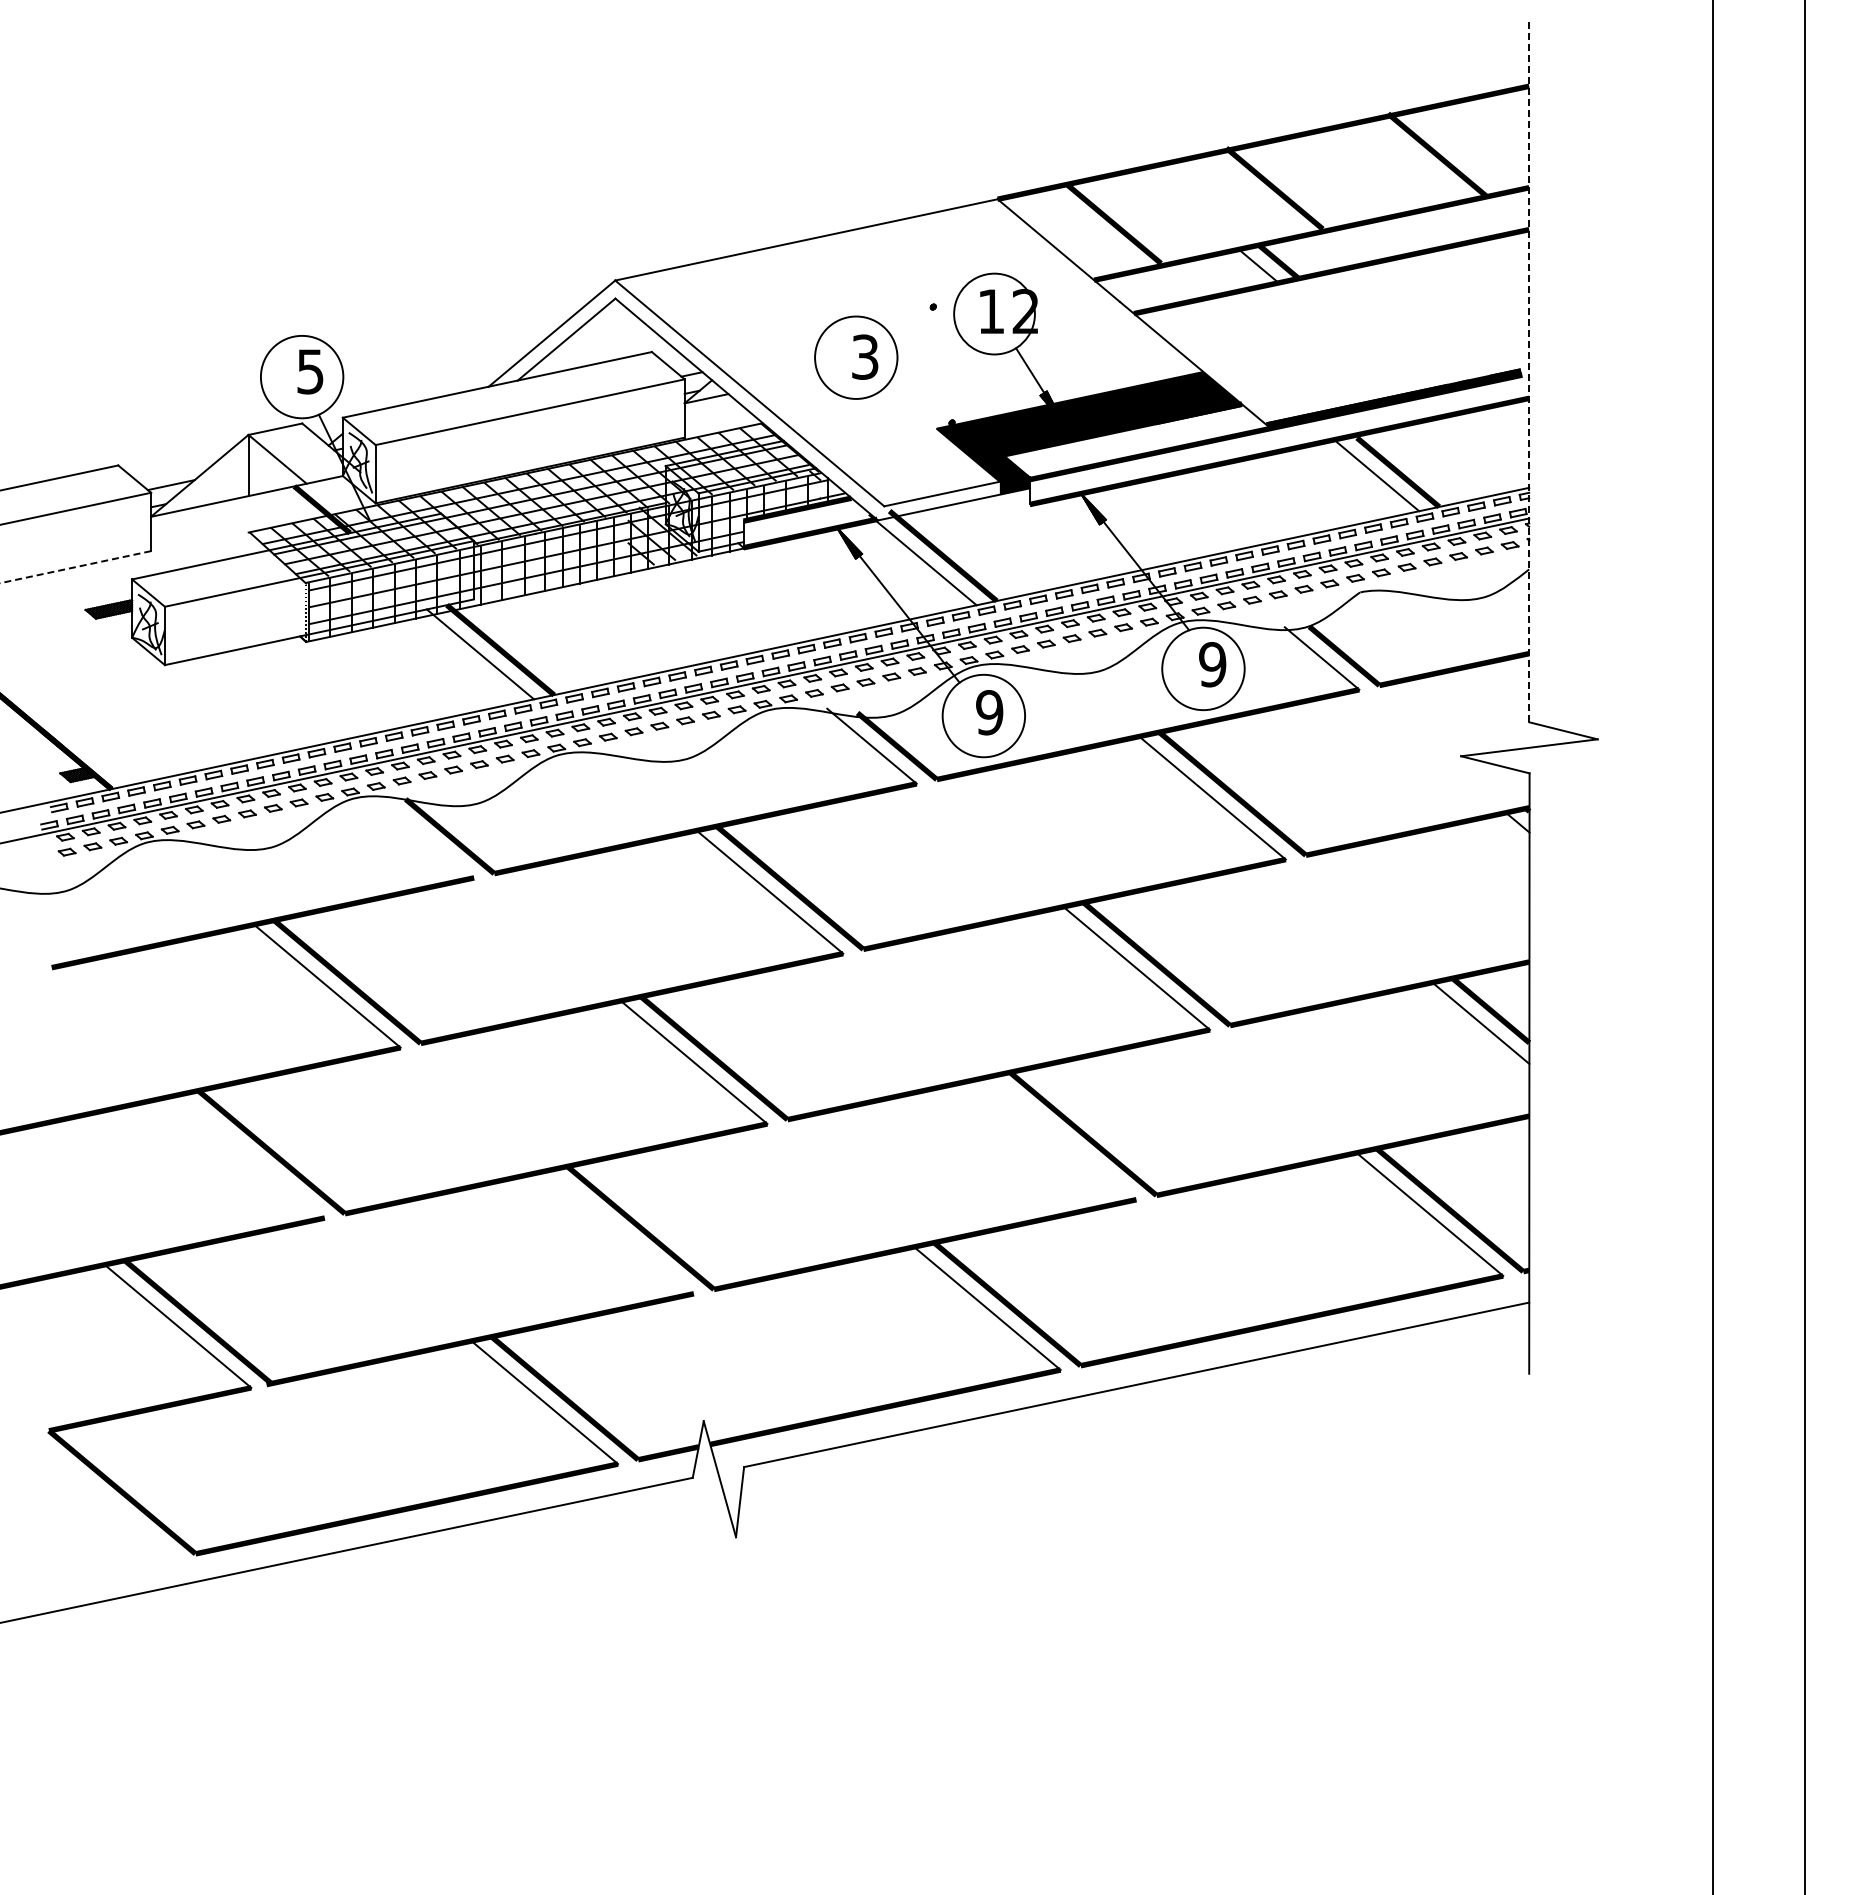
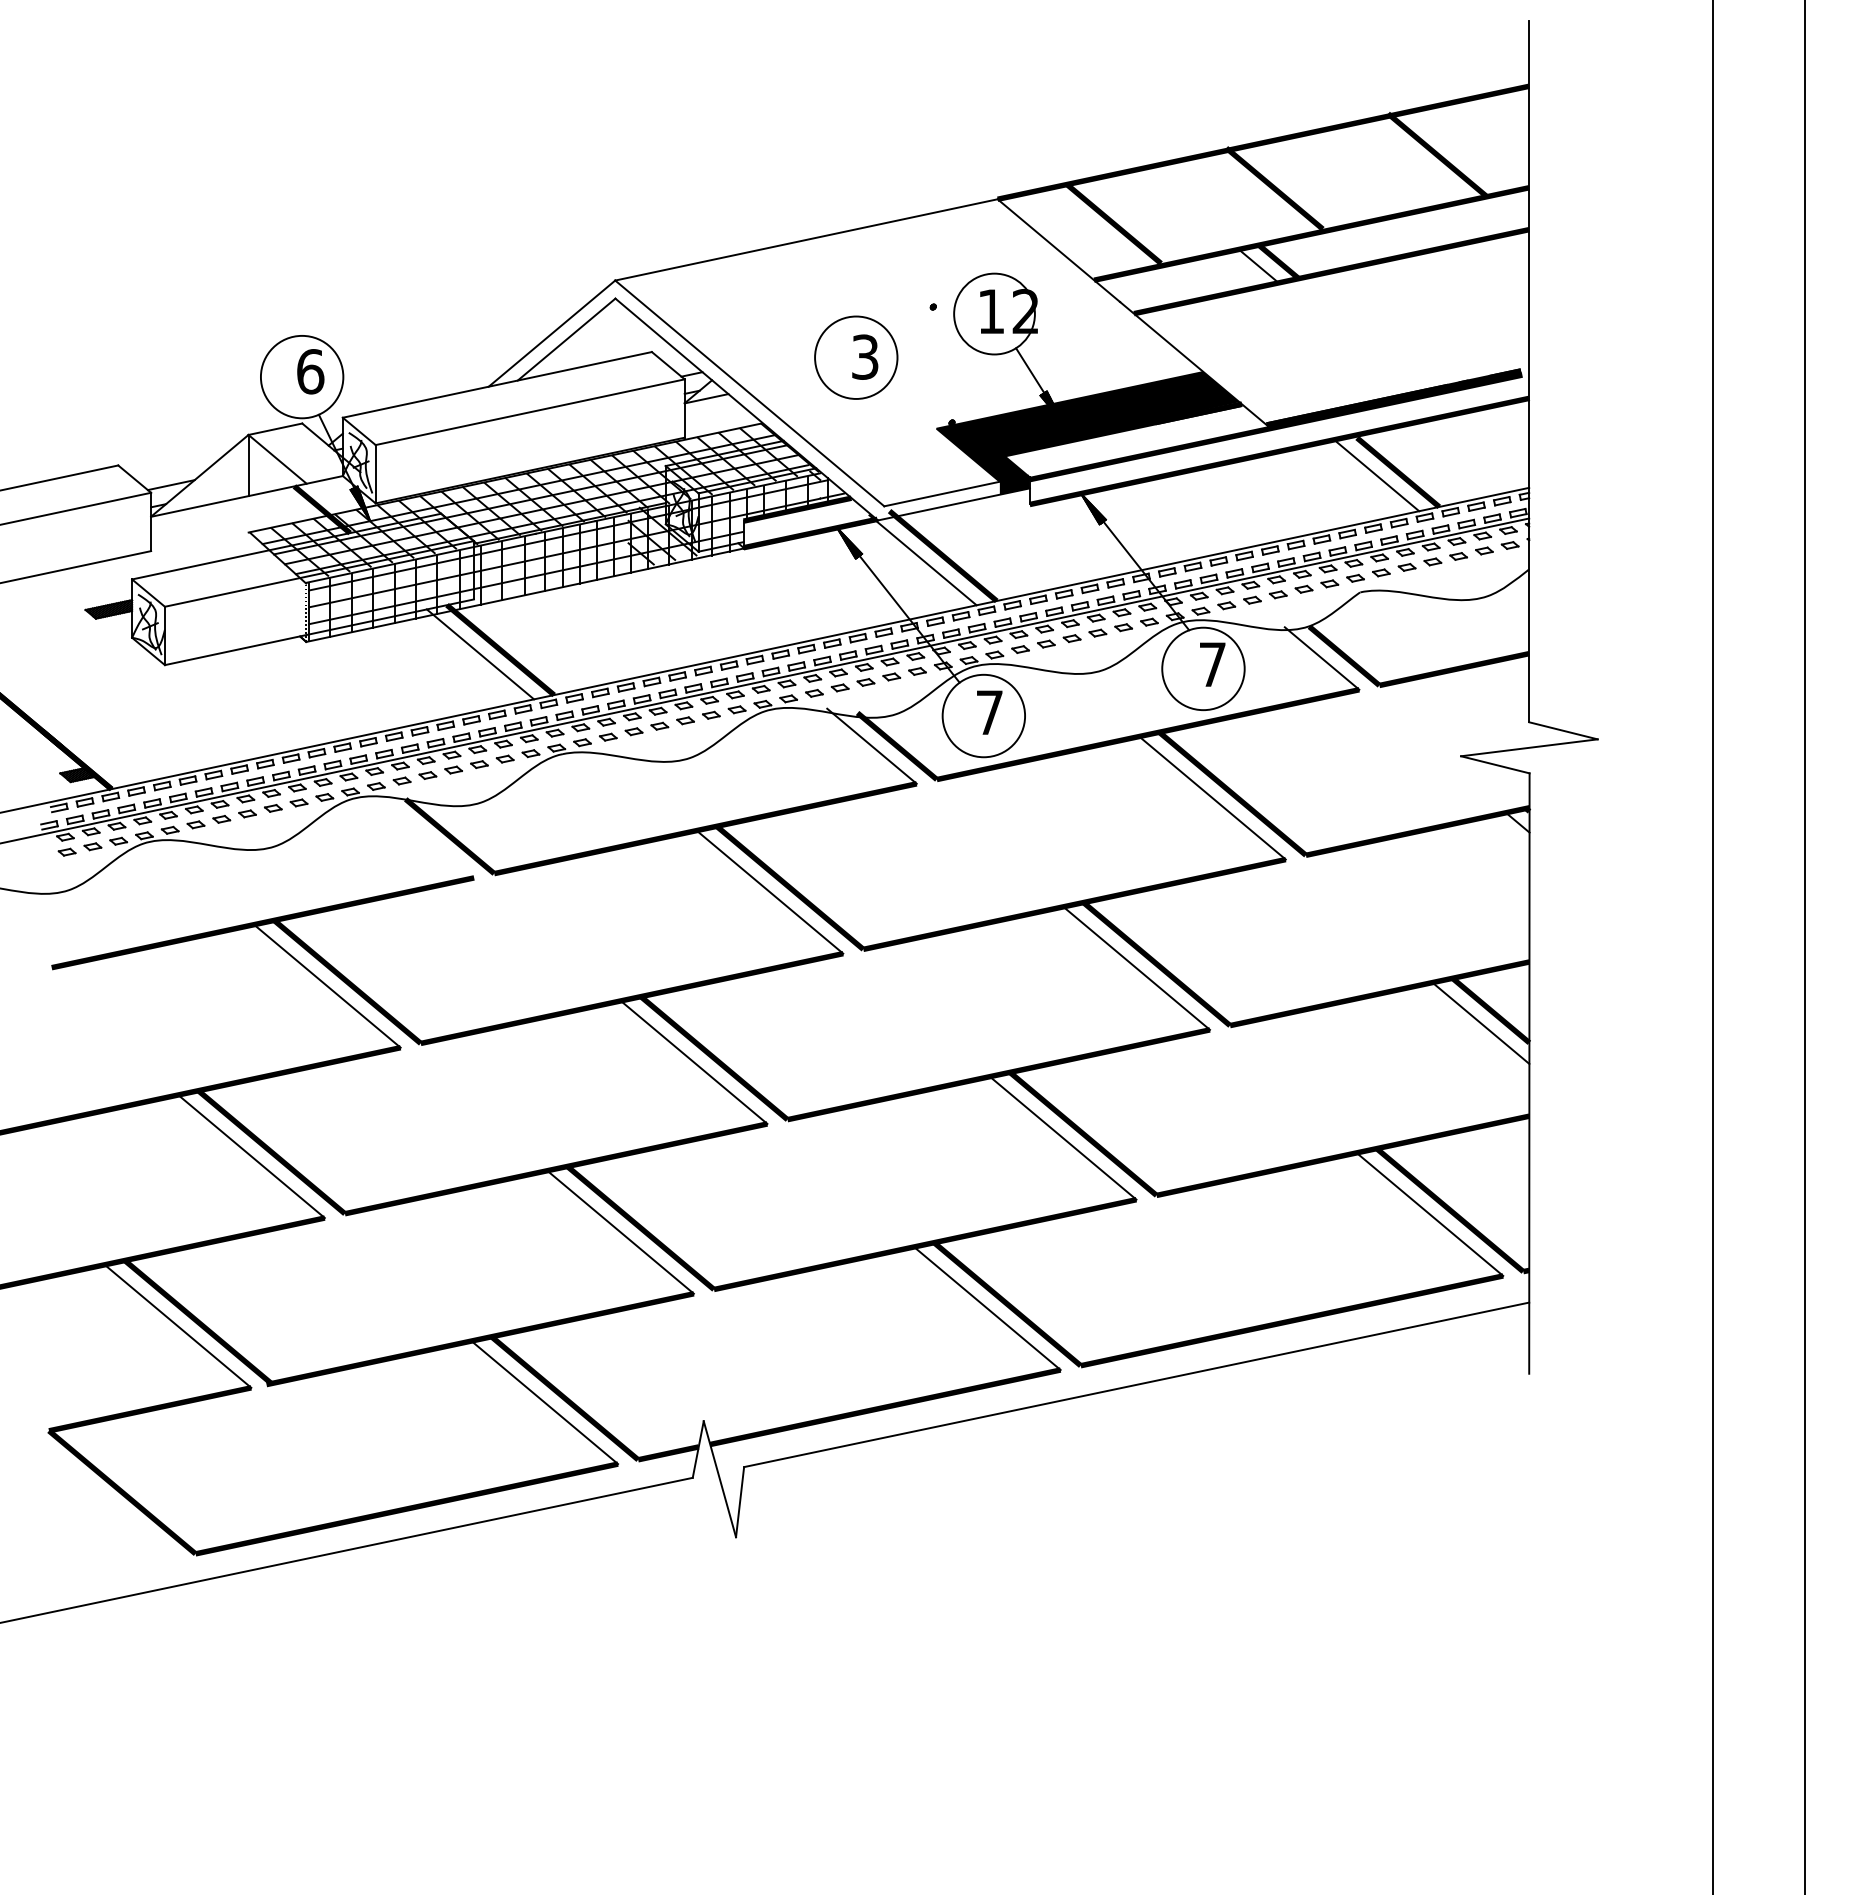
text: 5 -> 6 (310, 371)
line: dashed -> solid (1529, 371)
hatch: none -> present (360, 503)
line: dashed -> solid (75, 567)
text: 9 -> 7 (1212, 664)
text: 9 -> 7 (989, 712)
line: none -> present (1062, 1137)
line: none -> present (251, 1156)
line: none -> present (620, 1231)
